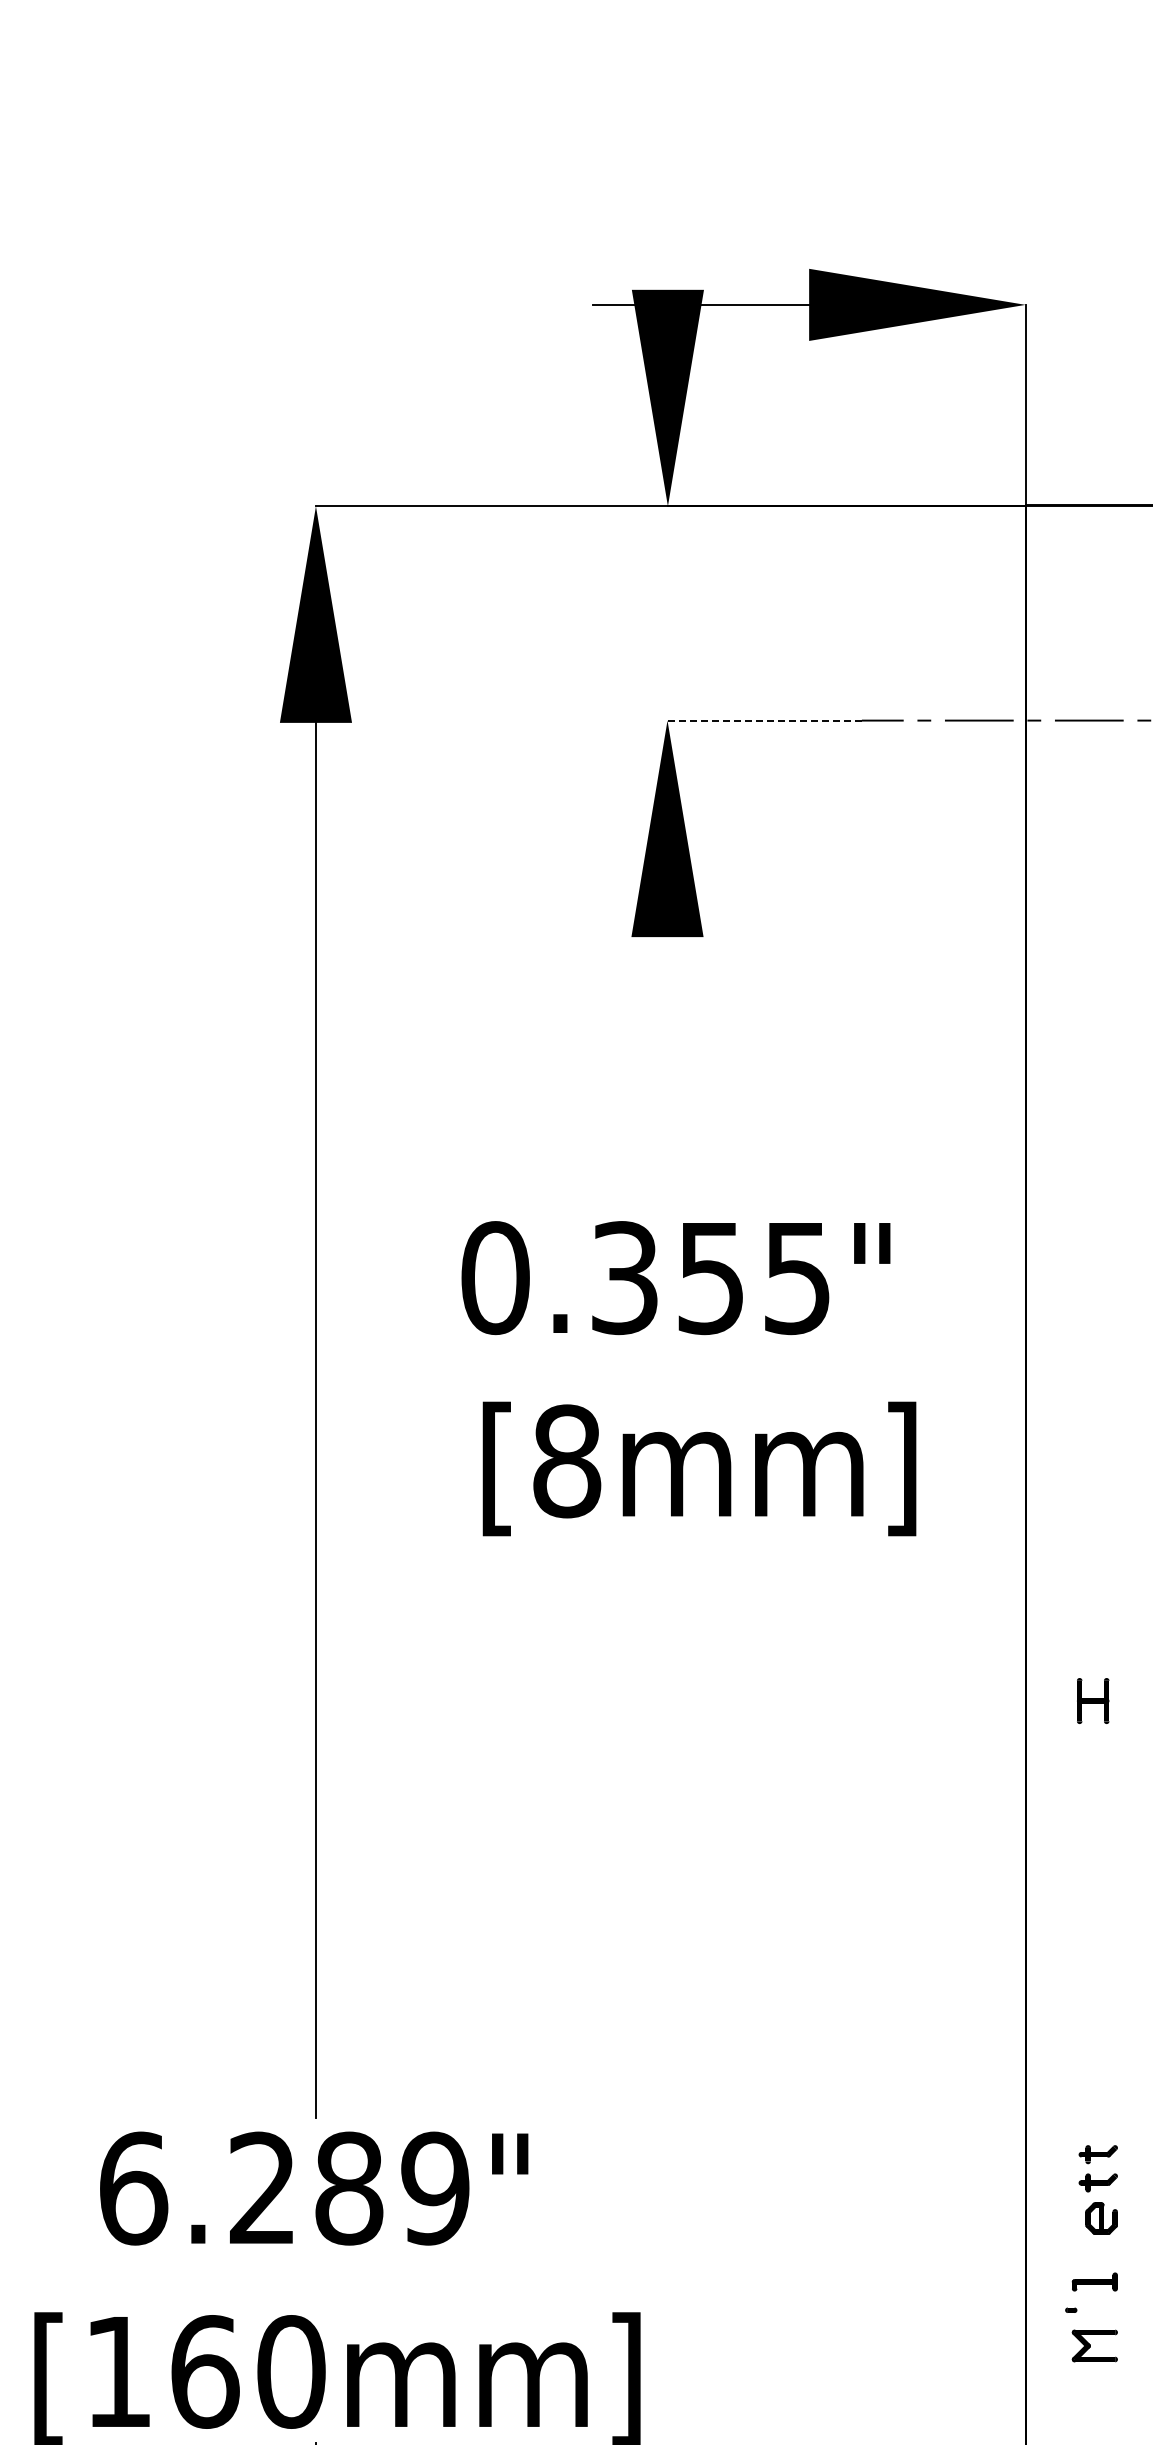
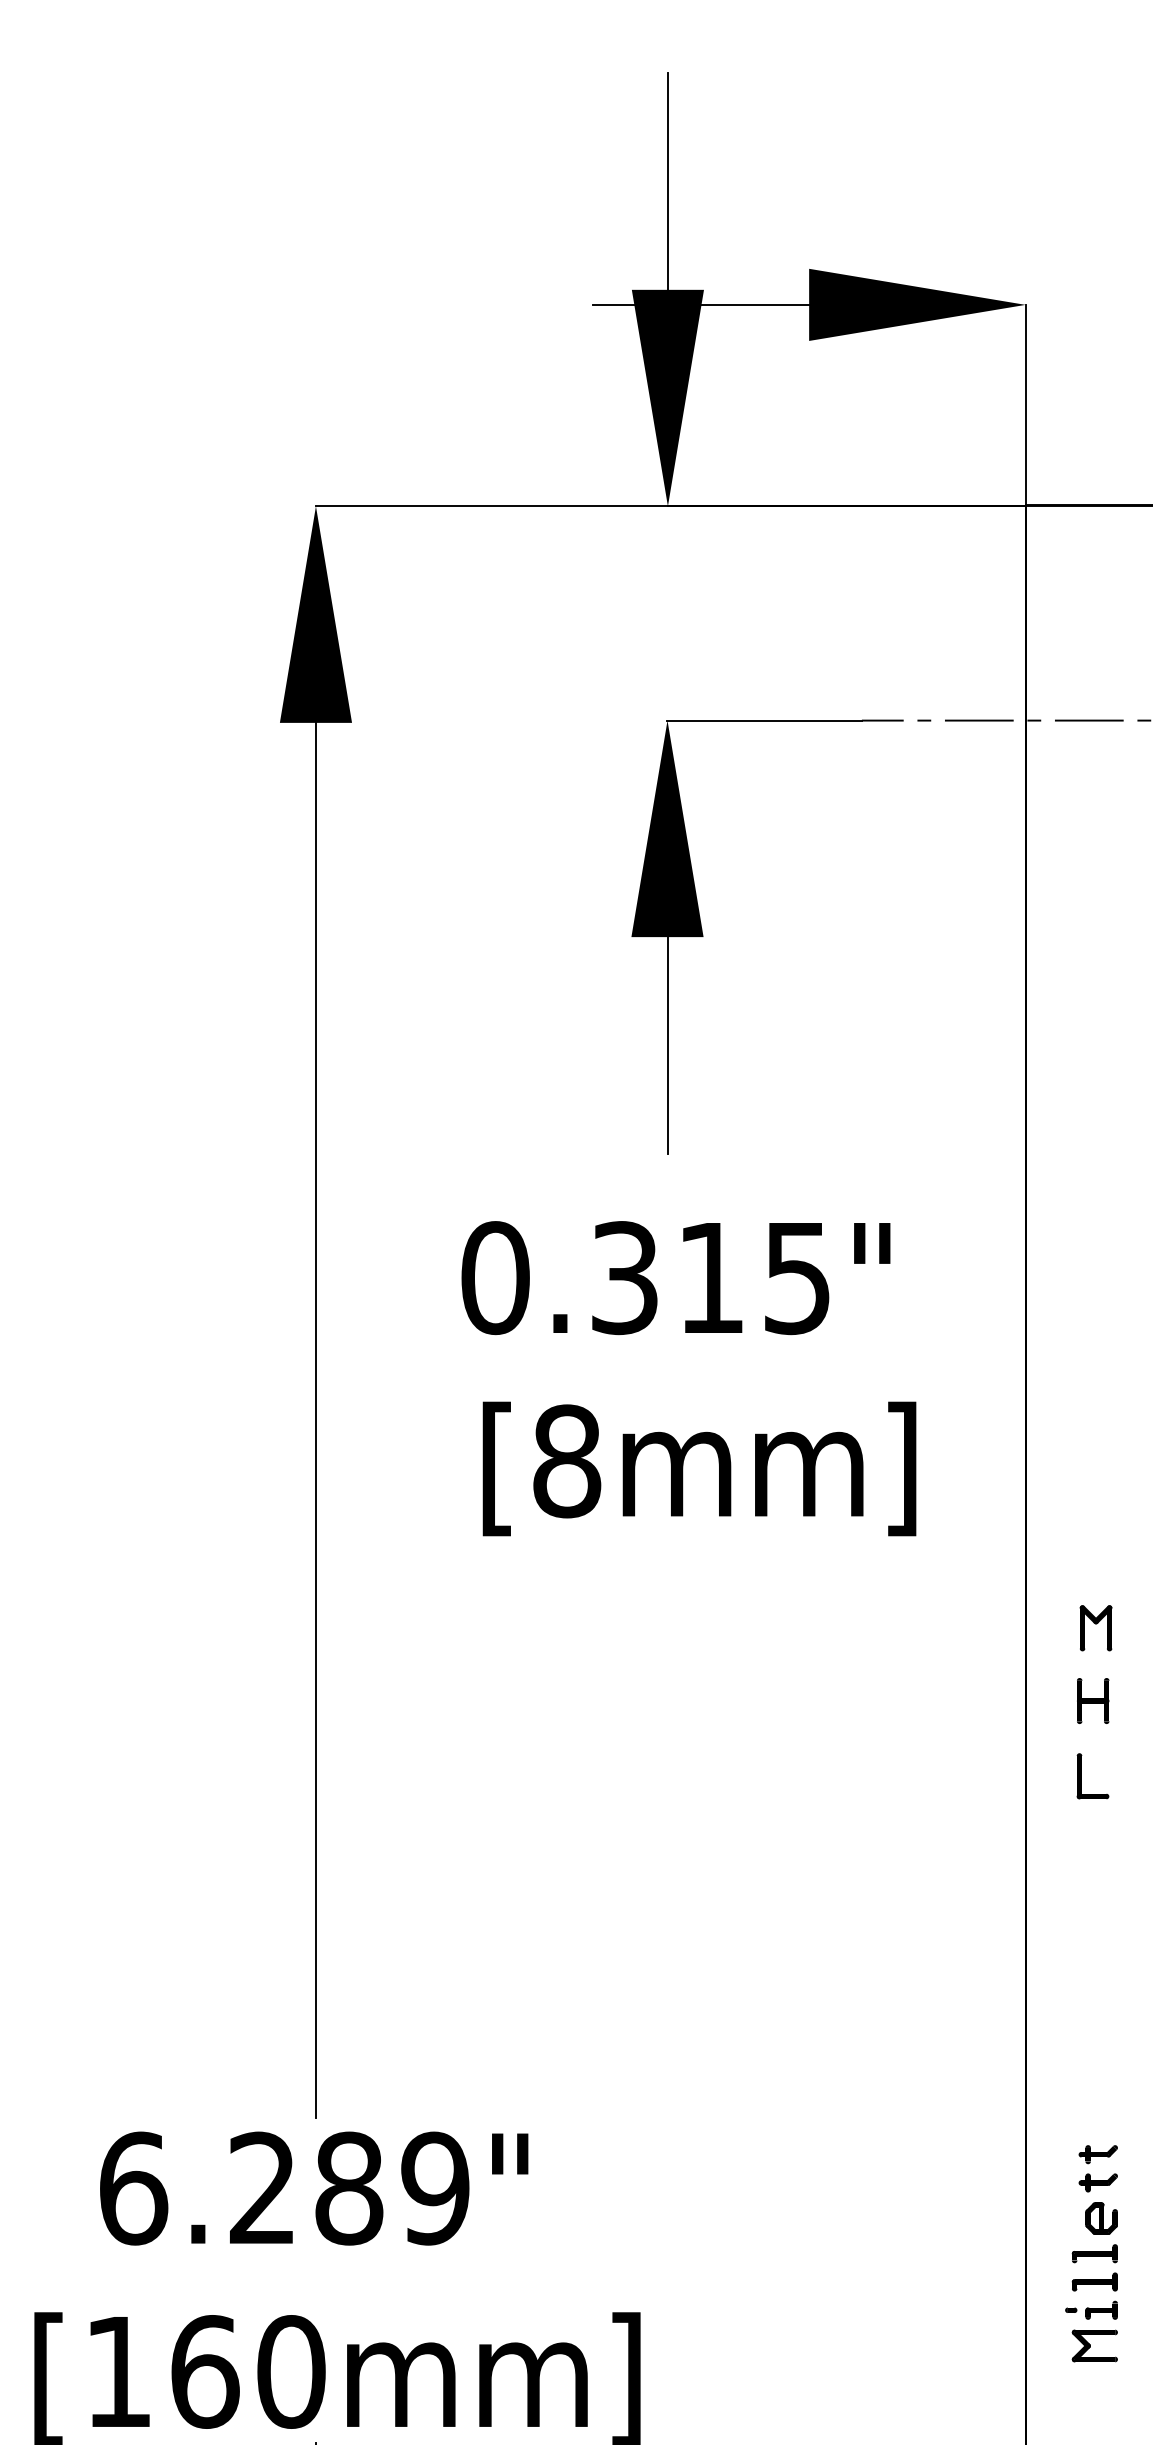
line: none -> present (667, 181)
line: dashed -> solid (764, 720)
line: none -> present (667, 1045)
text: 0.355" -> 0.315" (710, 1279)
part: none -> present (1095, 1628)
part: none -> present (1081, 1776)
part: none -> present (1094, 2253)
part: none -> present (1101, 2309)
